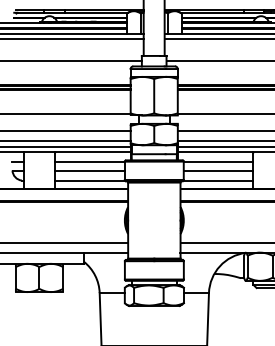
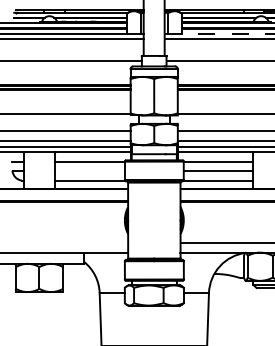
line: solid -> dashed (219, 33)
line: present -> none (89, 170)
line: present -> none (65, 242)
